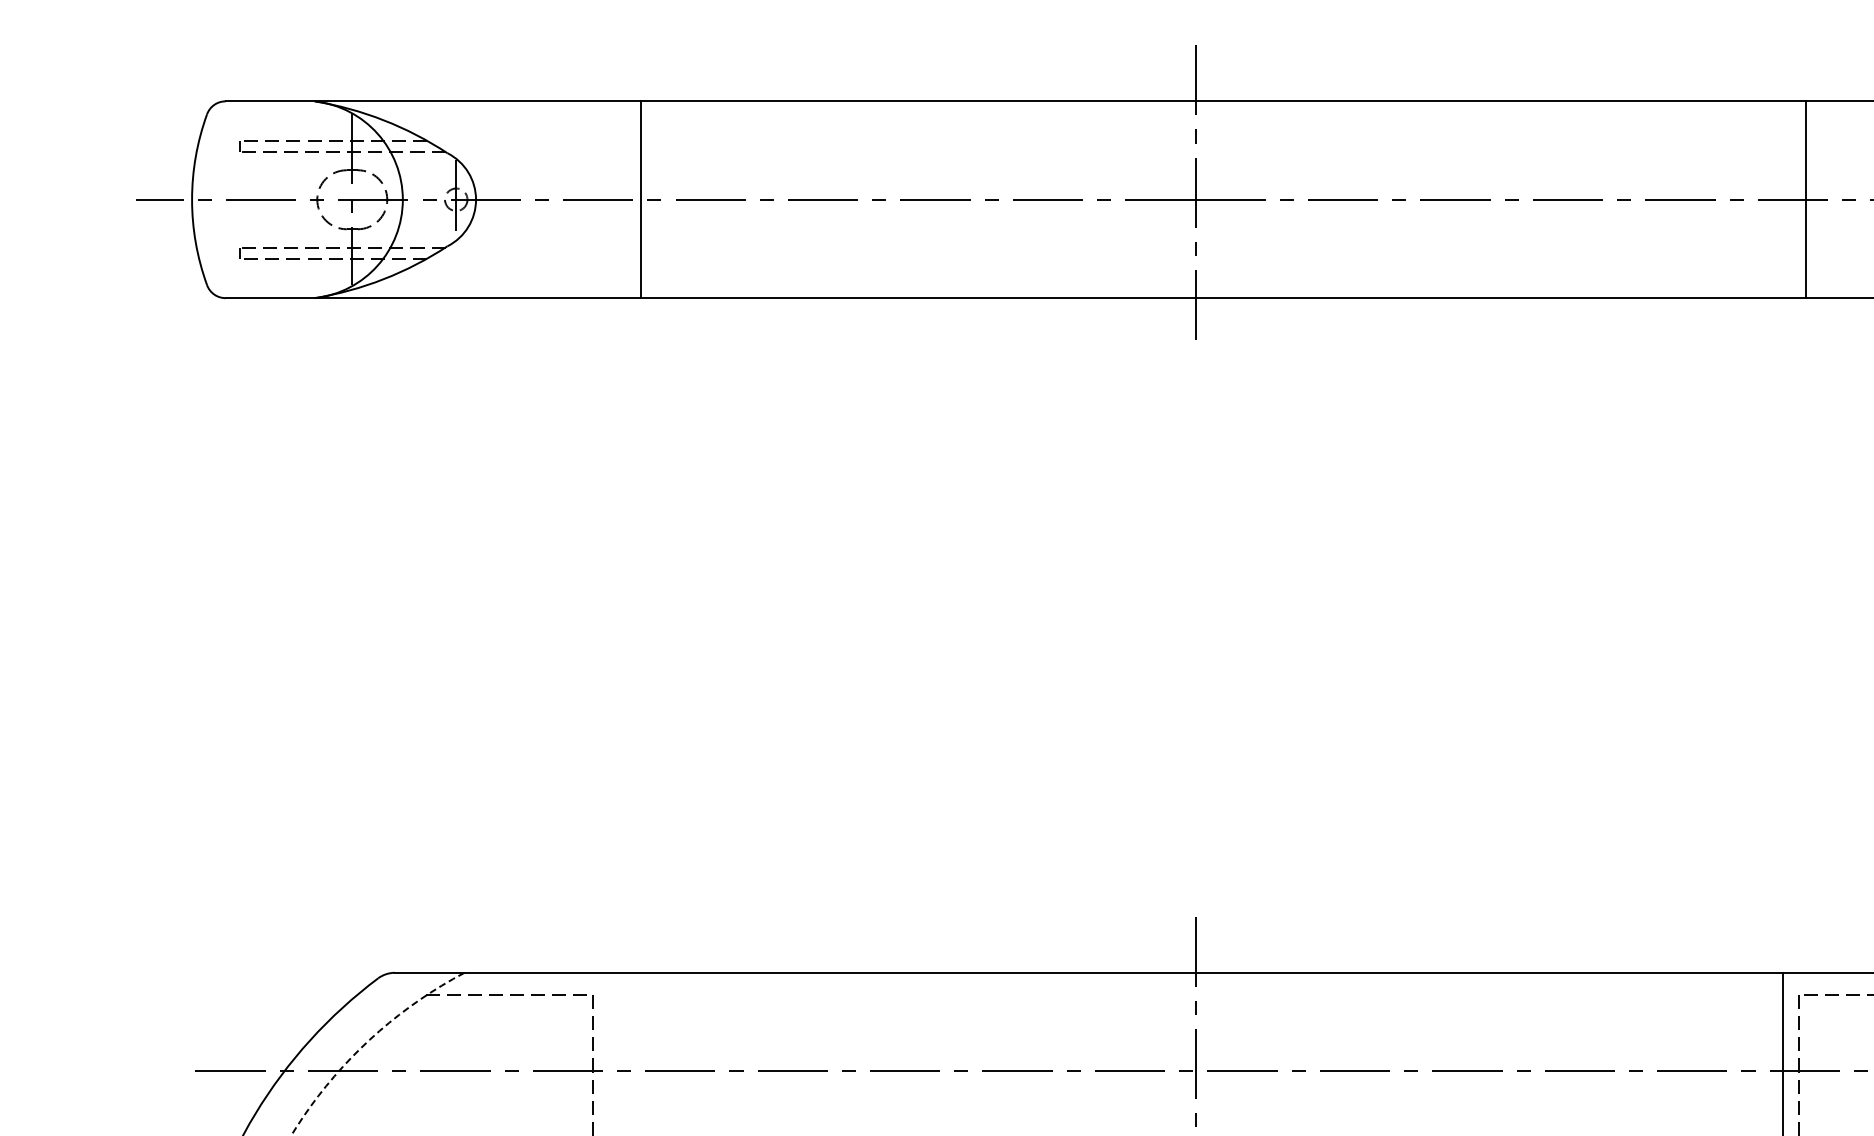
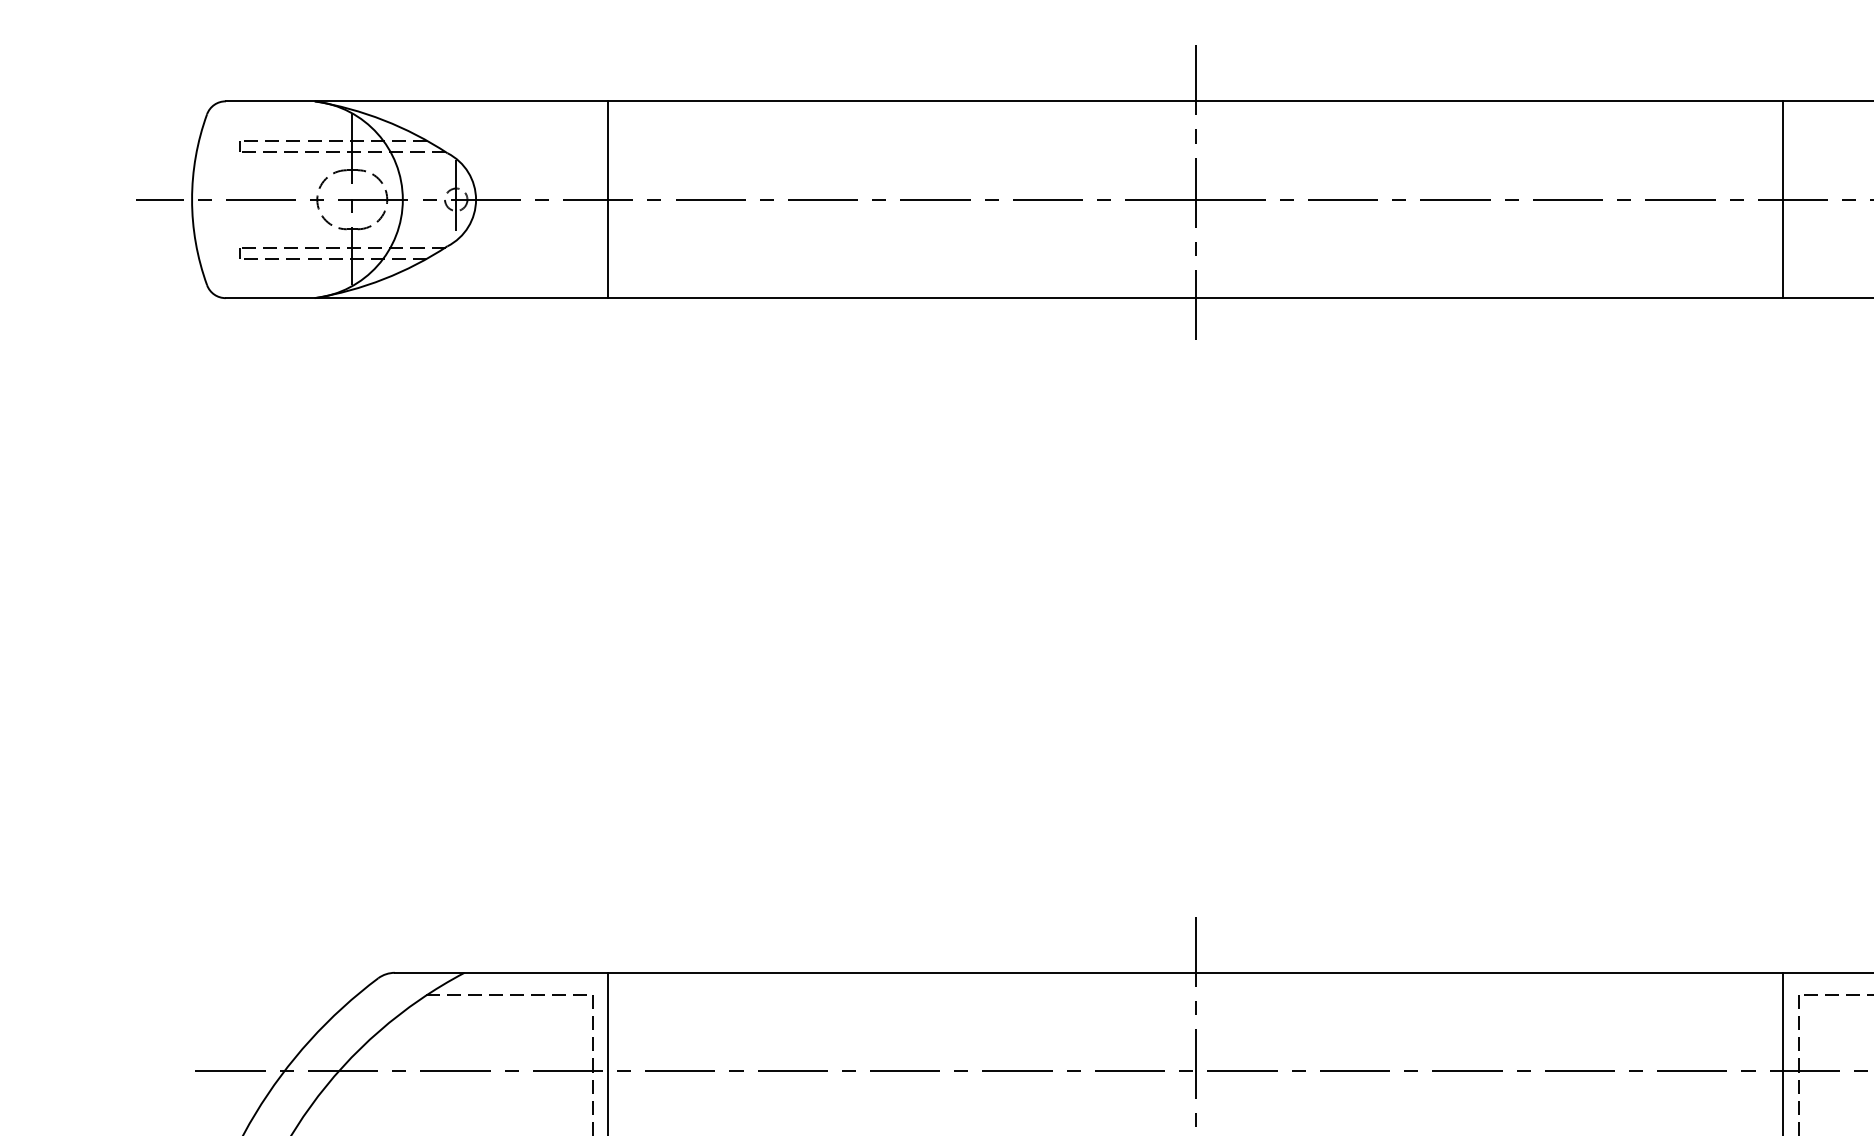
line position: (641, 199) -> (608, 199) (608, 199)
line position: (1806, 199) -> (1783, 199) (1783, 199)
arc: dashed -> solid (366, 1043)
line: none -> present (608, 1052)
